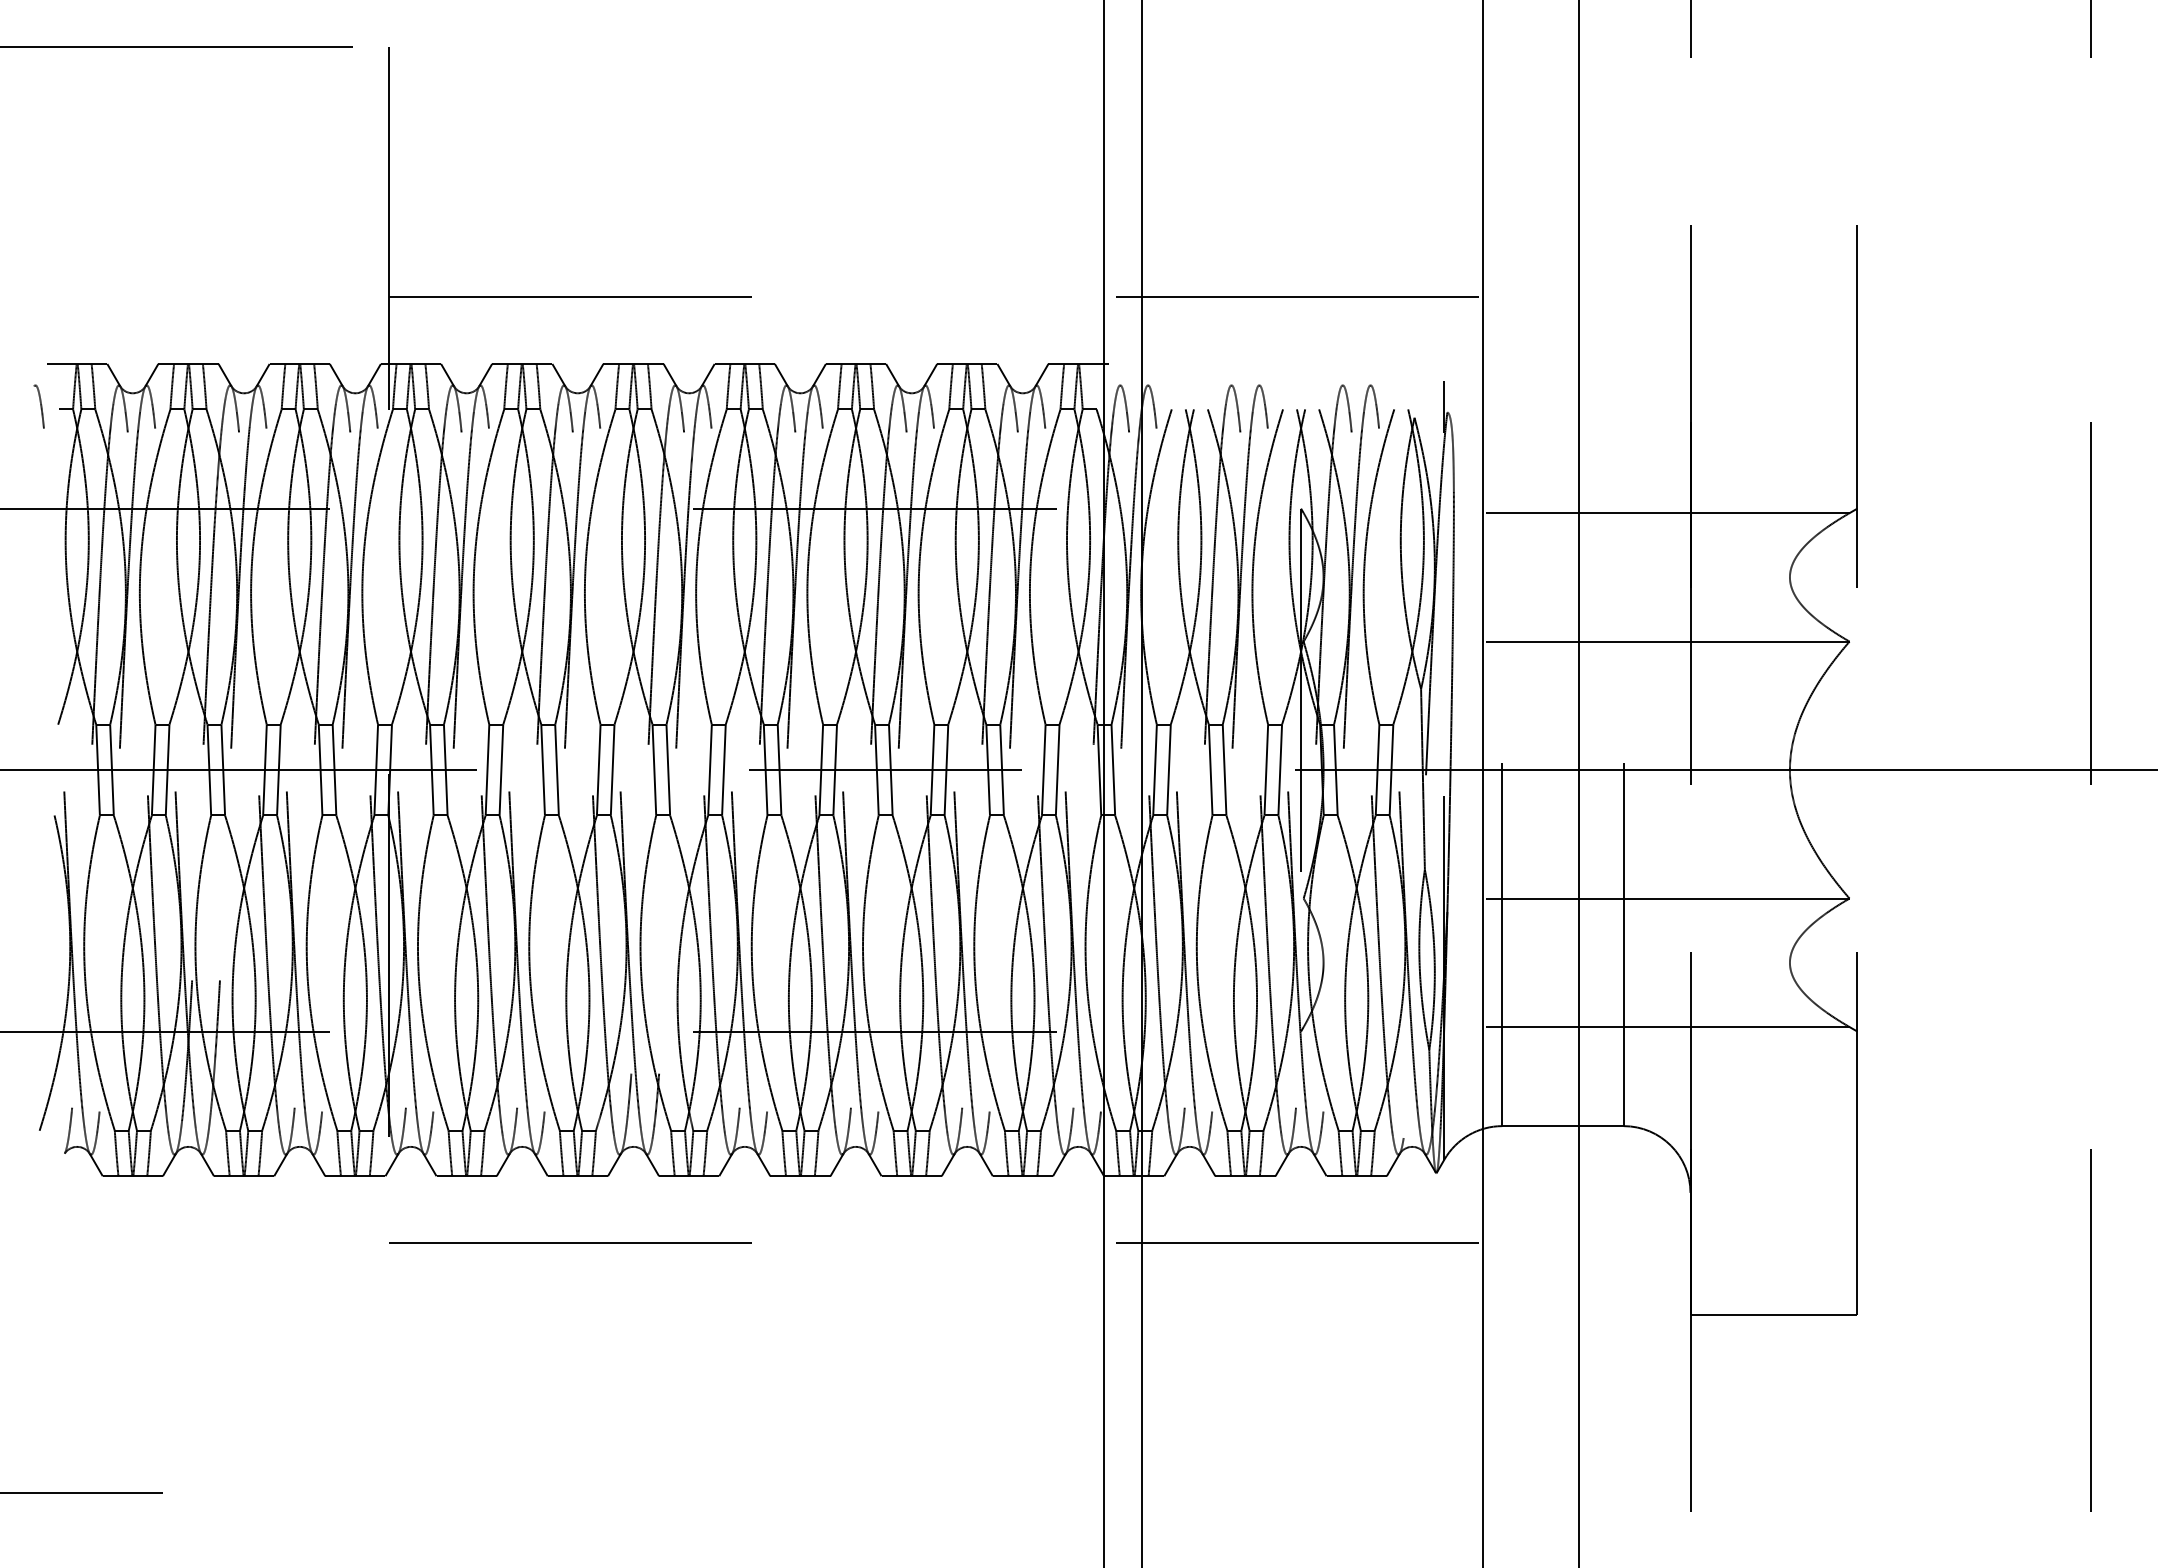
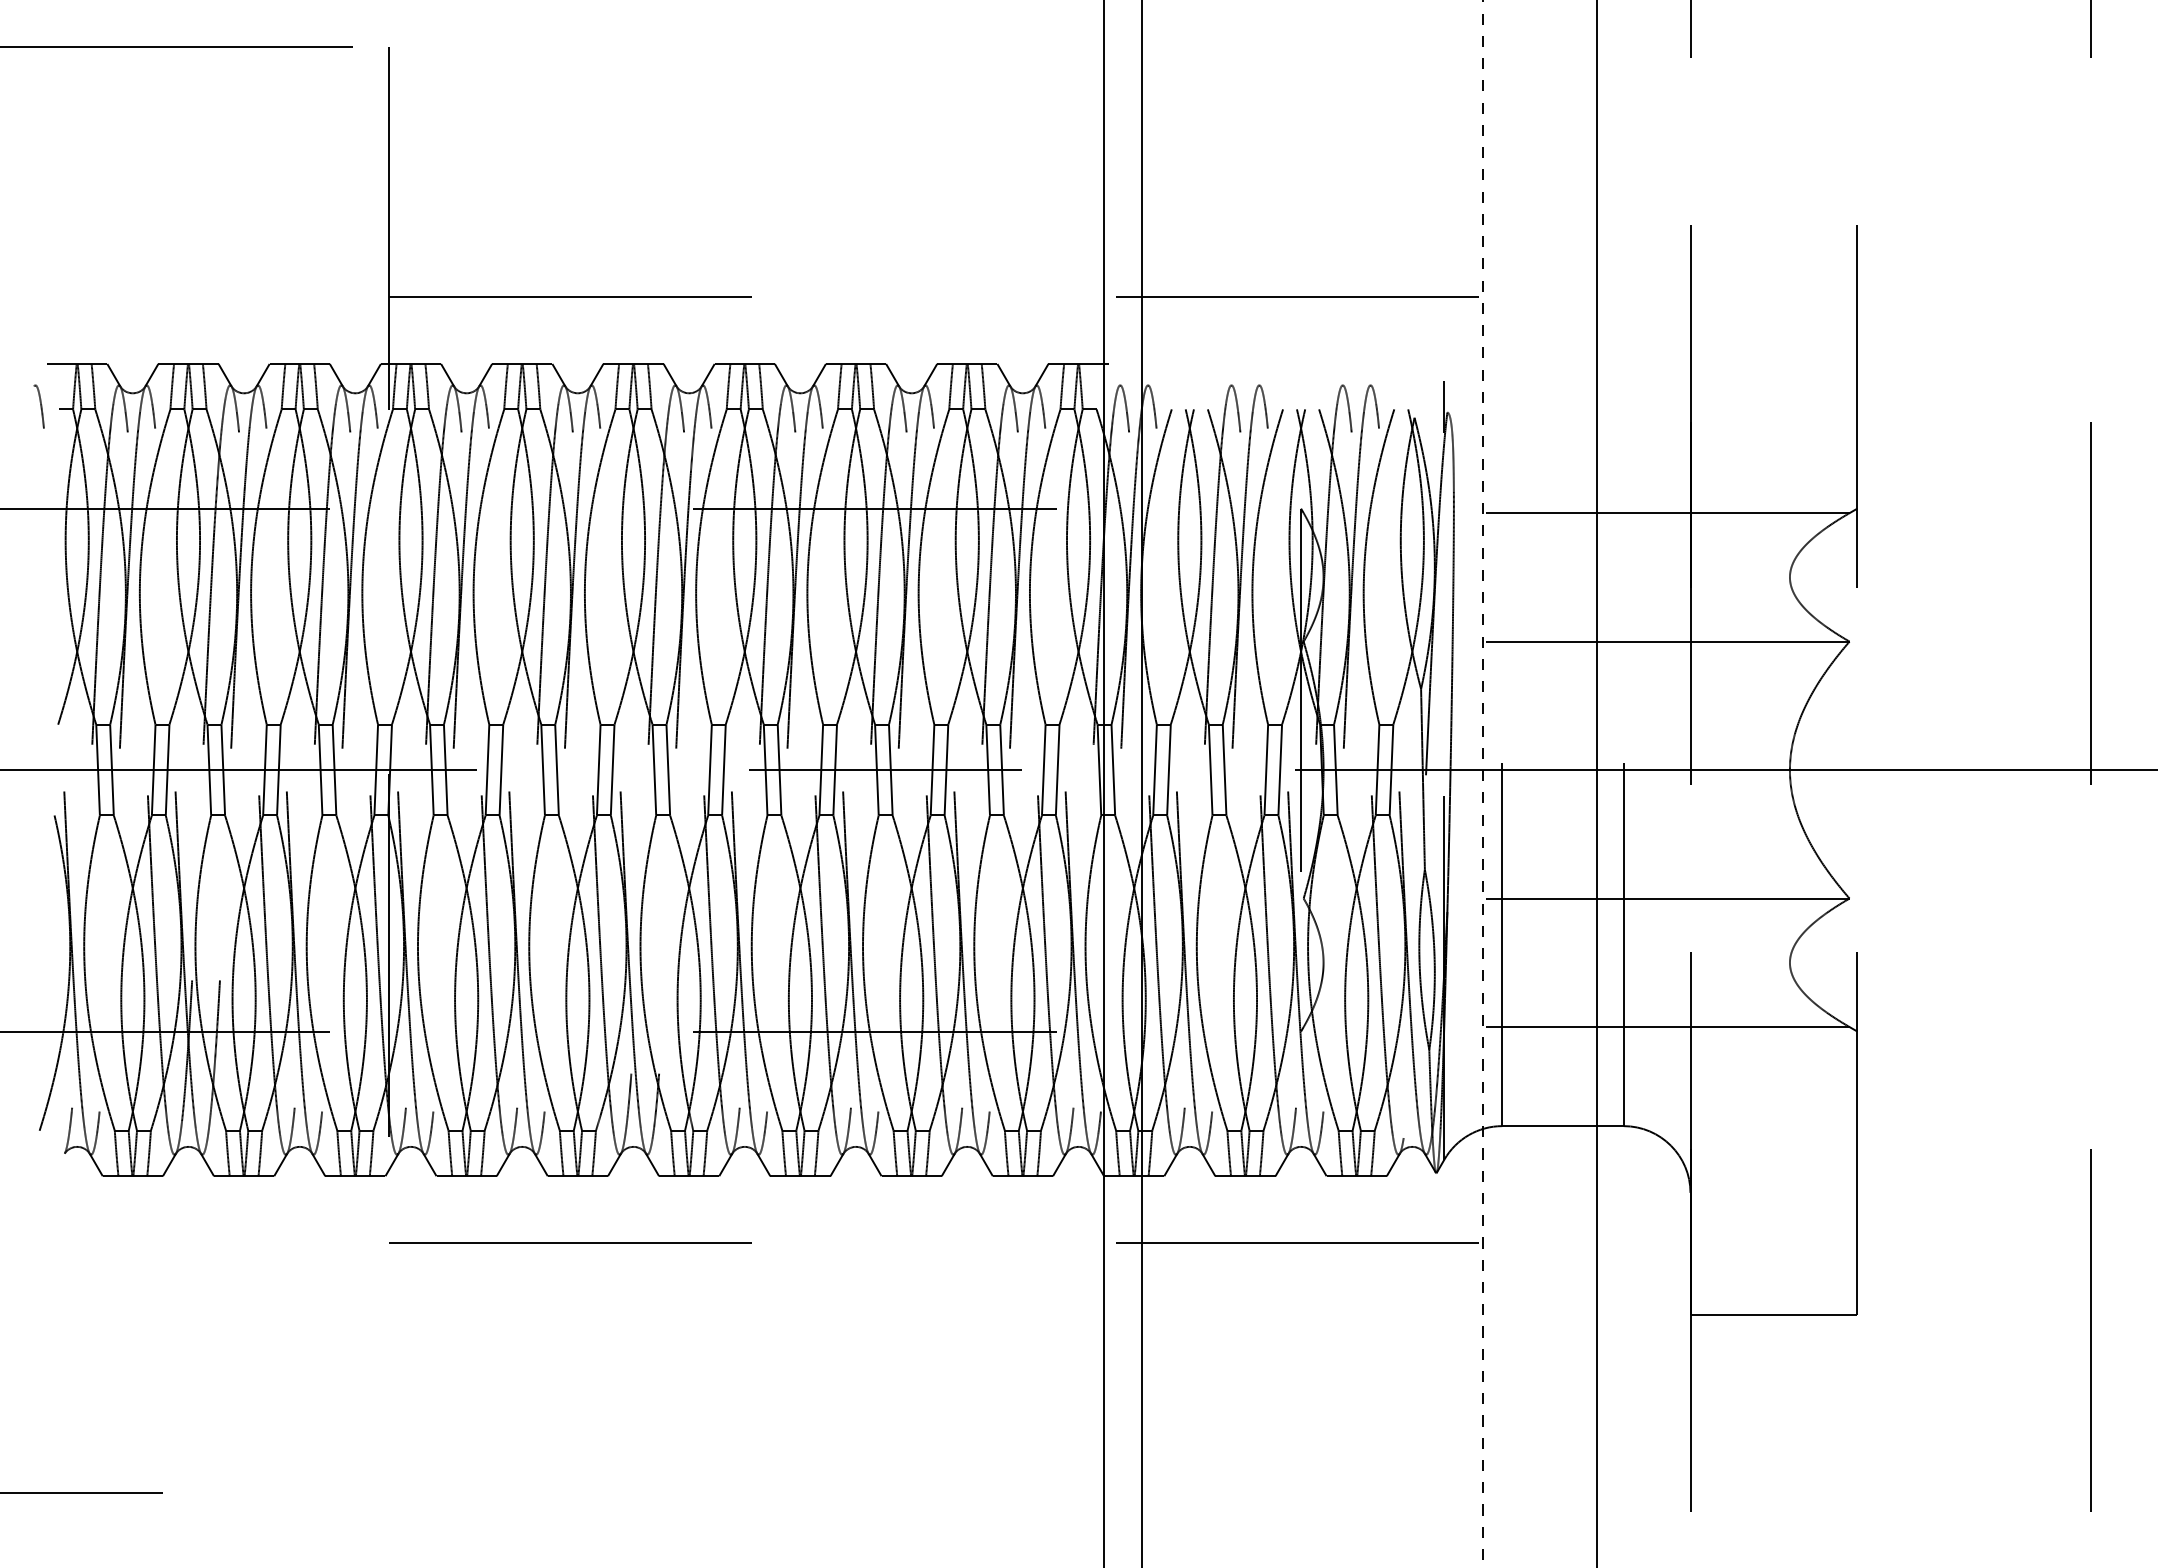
line: solid -> dashed (1482, 783)
line position: (1579, 783) -> (1597, 783) (1597, 783)
